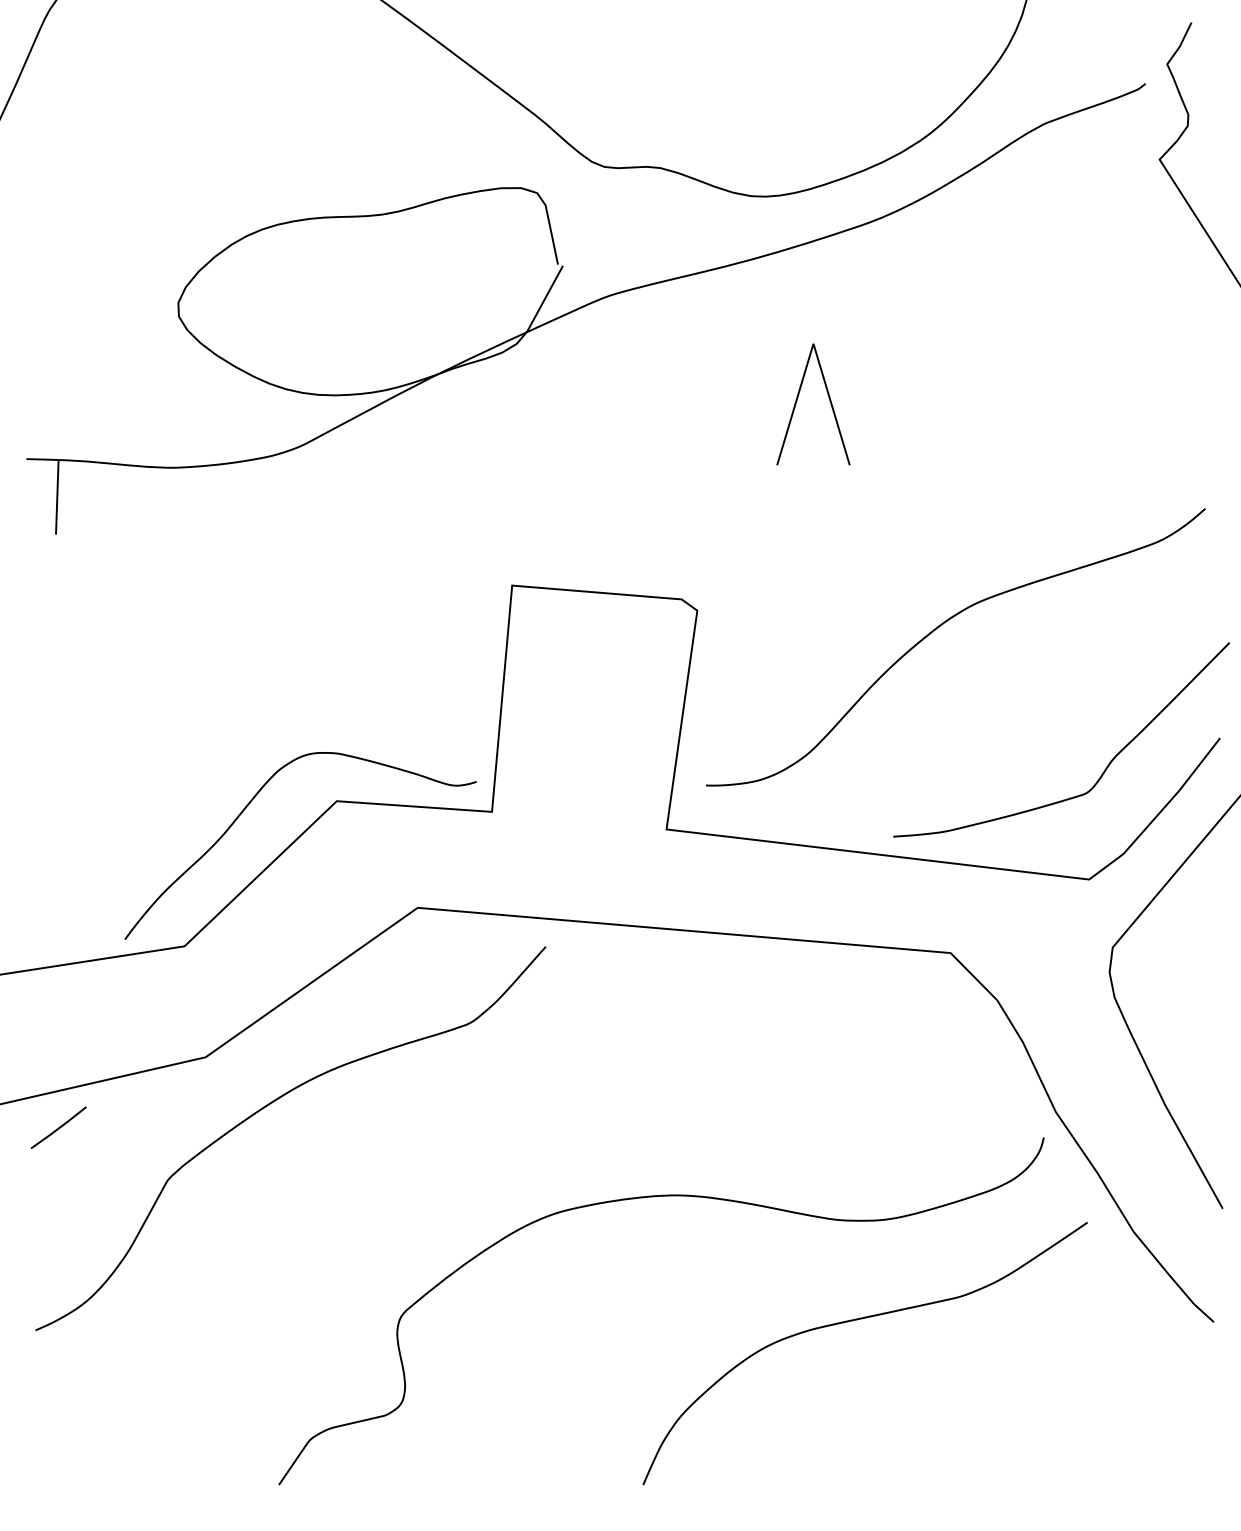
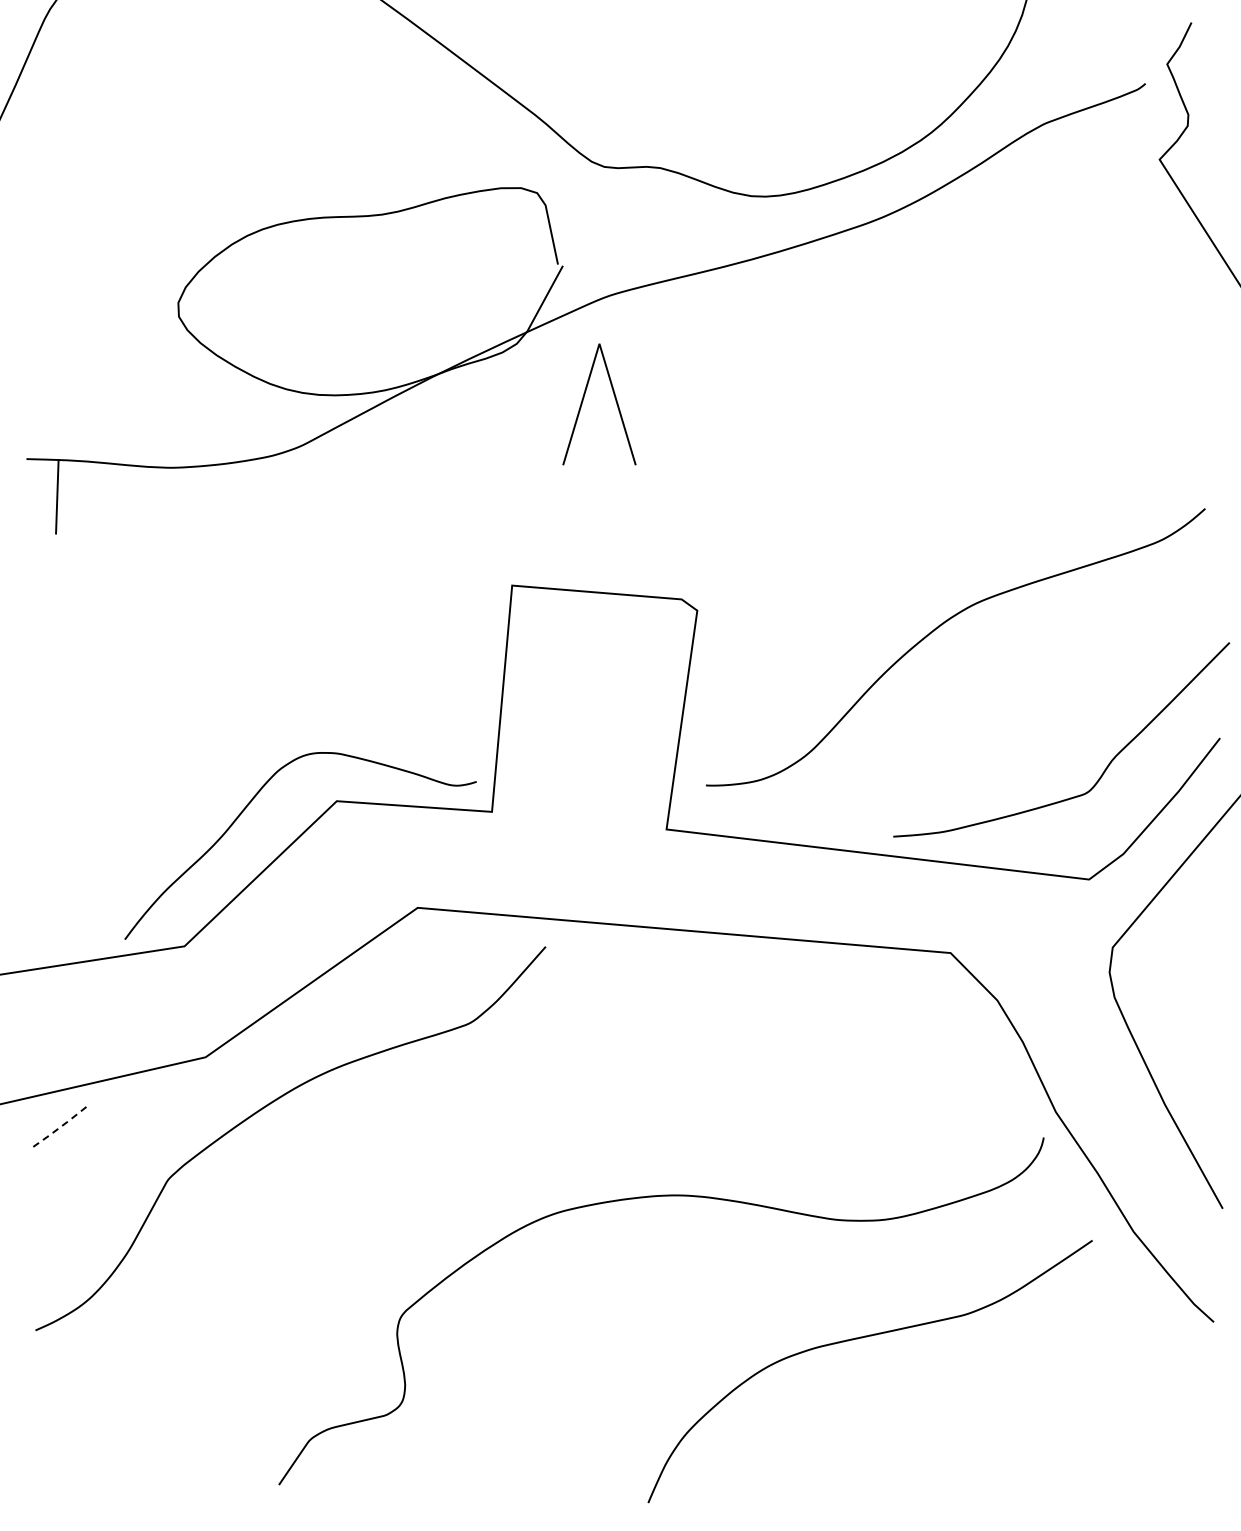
part position: (798, 398) -> (584, 398) (584, 398)
line: solid -> dashed (59, 1128)
curve position: (857, 1320) -> (862, 1338) (862, 1338)
